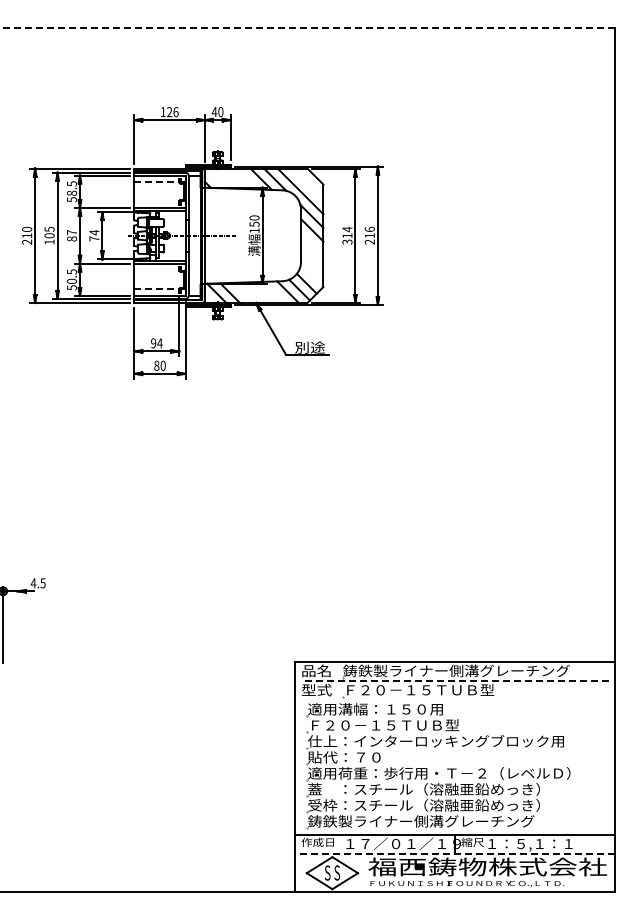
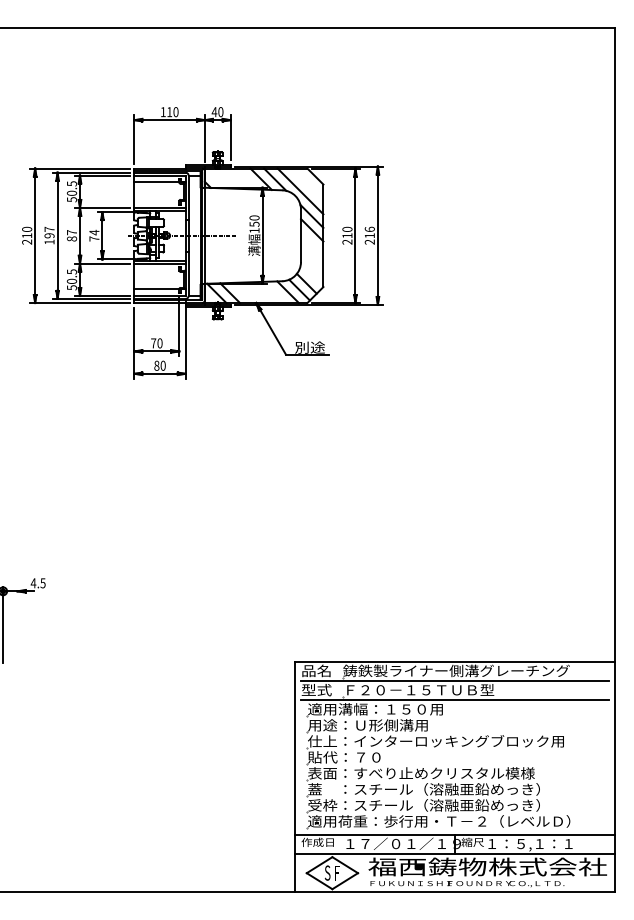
line: dashed -> solid (308, 27)
text: 126 -> 110 (172, 111)
line: dashed -> solid (157, 182)
text: 58.5 -> 50.5 (72, 192)
text: 105 -> 197 (49, 232)
text: 314 -> 210 (347, 235)
line: dashed -> solid (157, 289)
text: 94 -> 70 (156, 343)
line: dashed -> solid (454, 681)
line: none -> present (454, 700)
text: Ｆ２０－１５ＴＵＢ型 -> 用途：Ｕ形側溝用 (383, 725)
text: 適用荷重：歩行用・Ｔ－２（レベルＤ） -> 表面：すべり止めクリスタル模様 (439, 773)
text: 鋳鉄製ライナー側溝グレーチング -> 適用荷重：歩行用・Ｔ－２（レベルＤ） (439, 821)
line: dashed -> solid (454, 853)
text: S -> F (337, 872)
